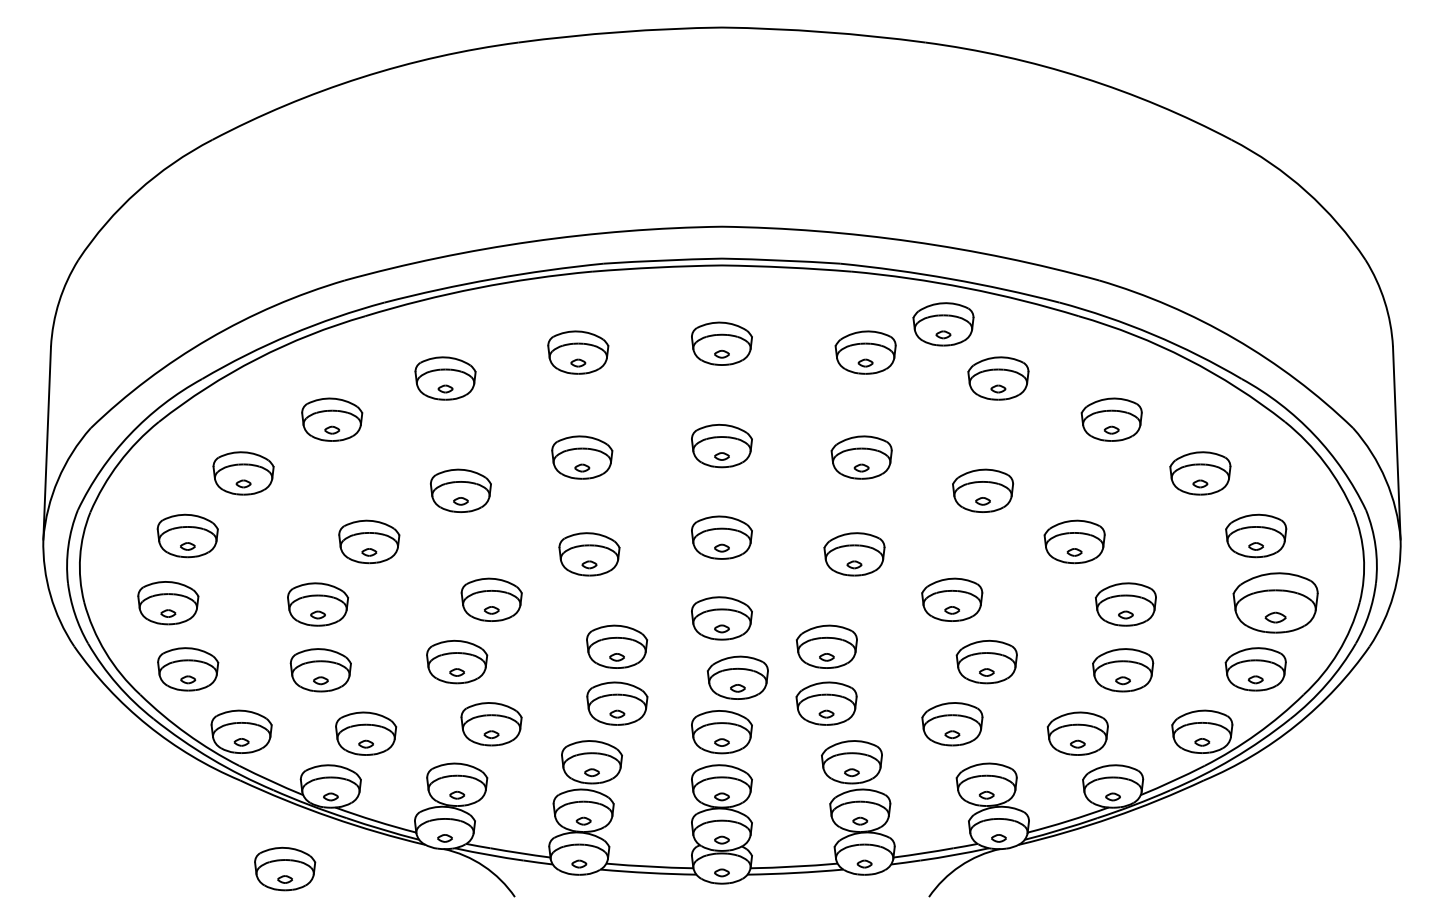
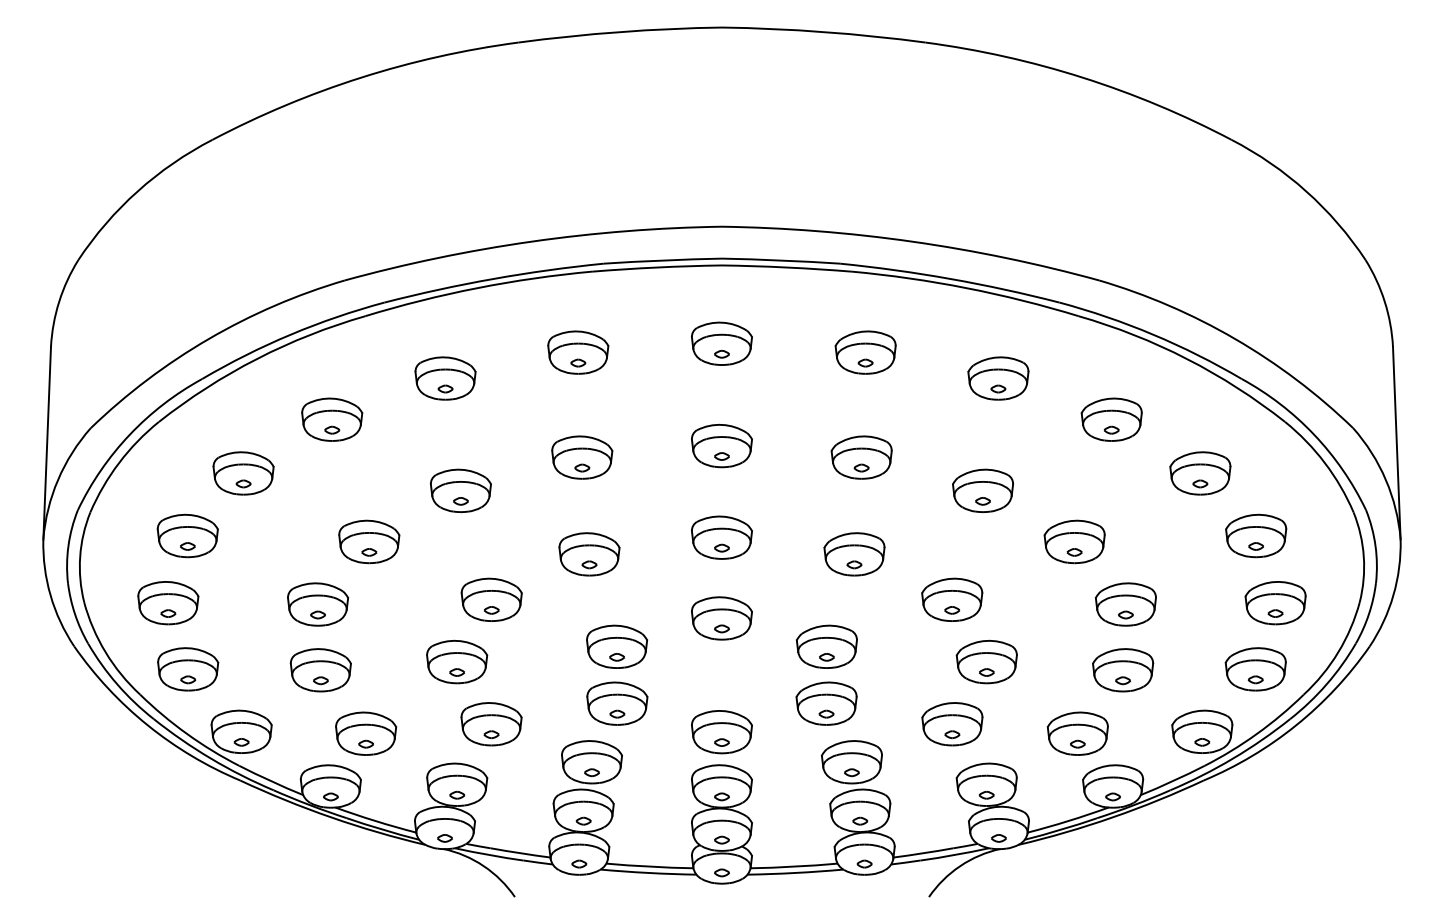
part: present -> none (943, 324)
part size: 87x62 px -> 63x45 px (1275, 603)
part: present -> none (737, 677)
part: present -> none (285, 868)
